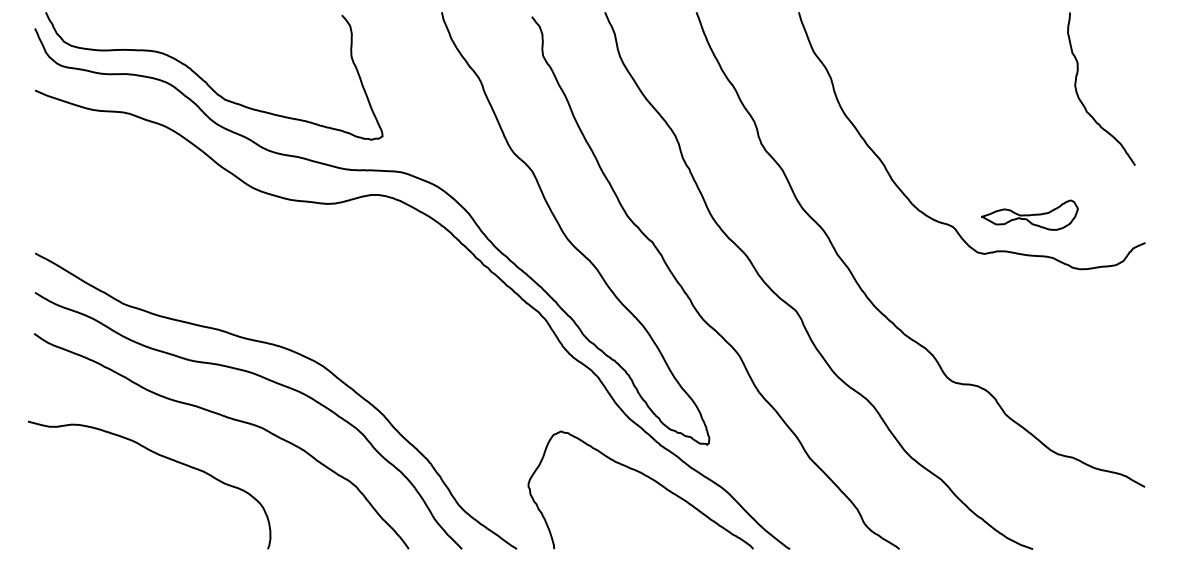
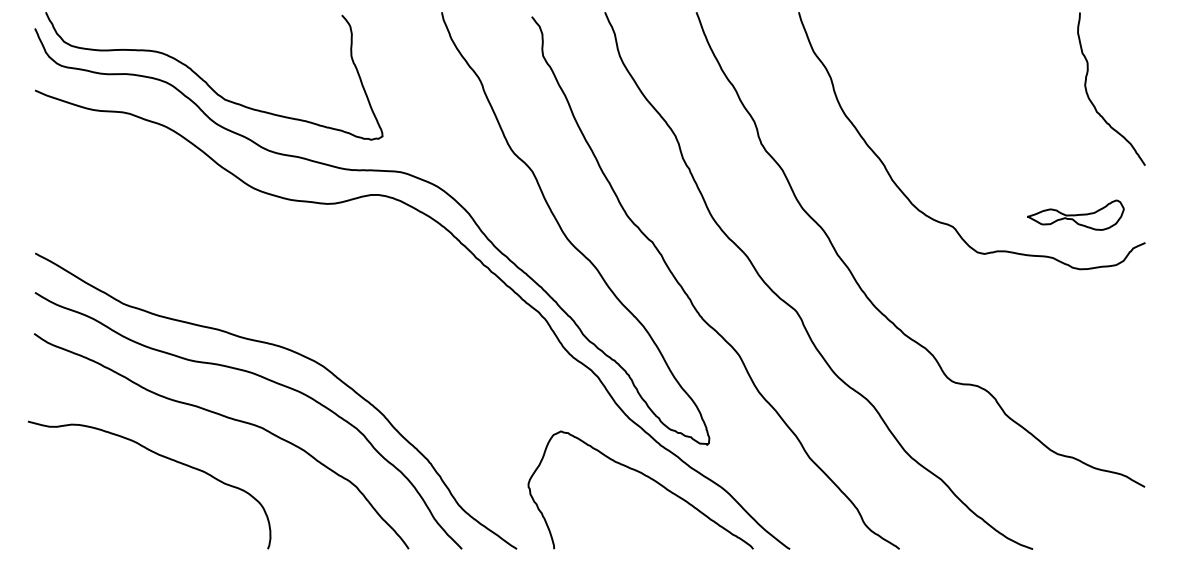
curve position: (1080, 98) -> (1090, 98) (1090, 98)
part position: (1029, 214) -> (1075, 214) (1075, 214)
